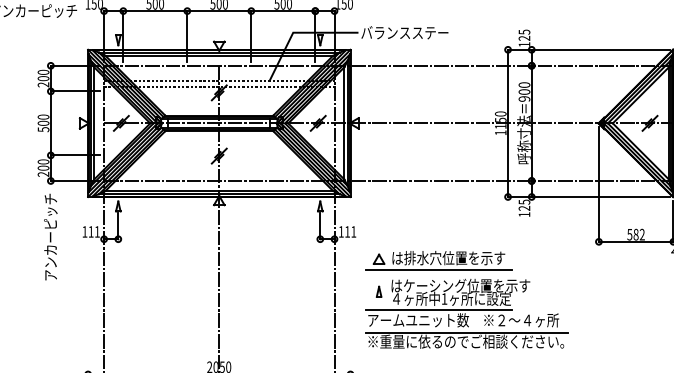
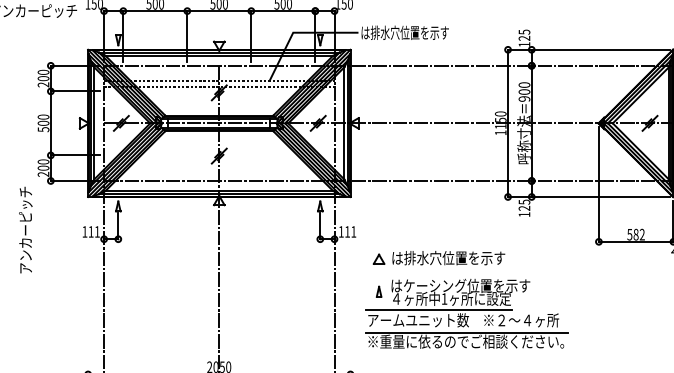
text: バランスステー -> は排水穴位置を示す (404, 32)
text position: (50, 236) -> (25, 229) (25, 229)
line: present -> none (439, 270)
